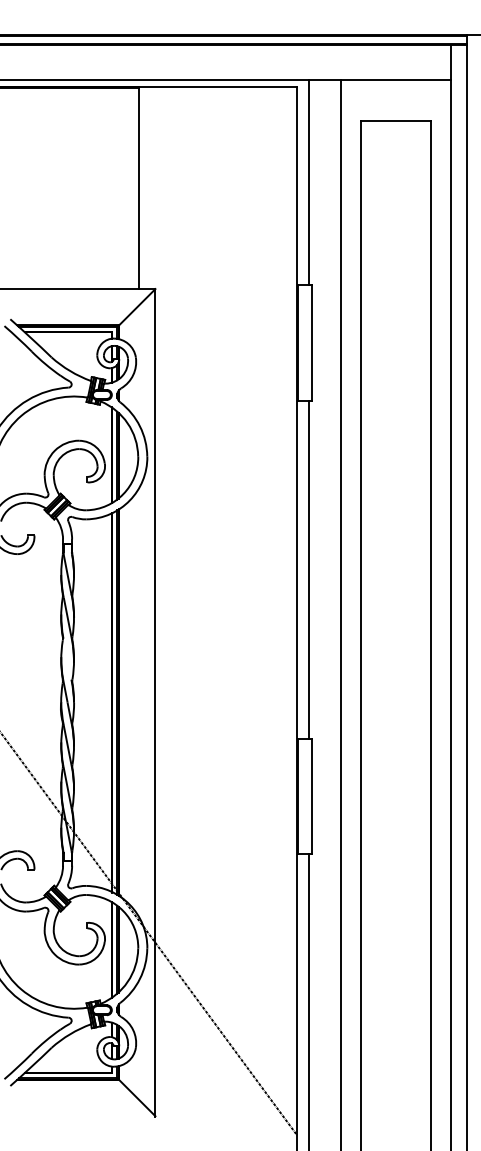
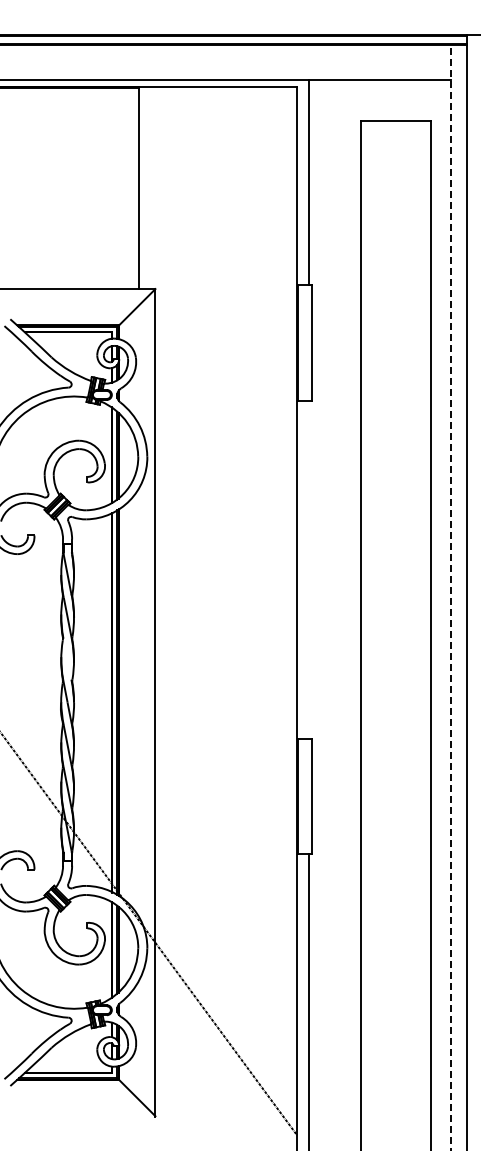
line: present -> none (309, 569)
line: solid -> dashed (451, 597)
line: present -> none (341, 613)
